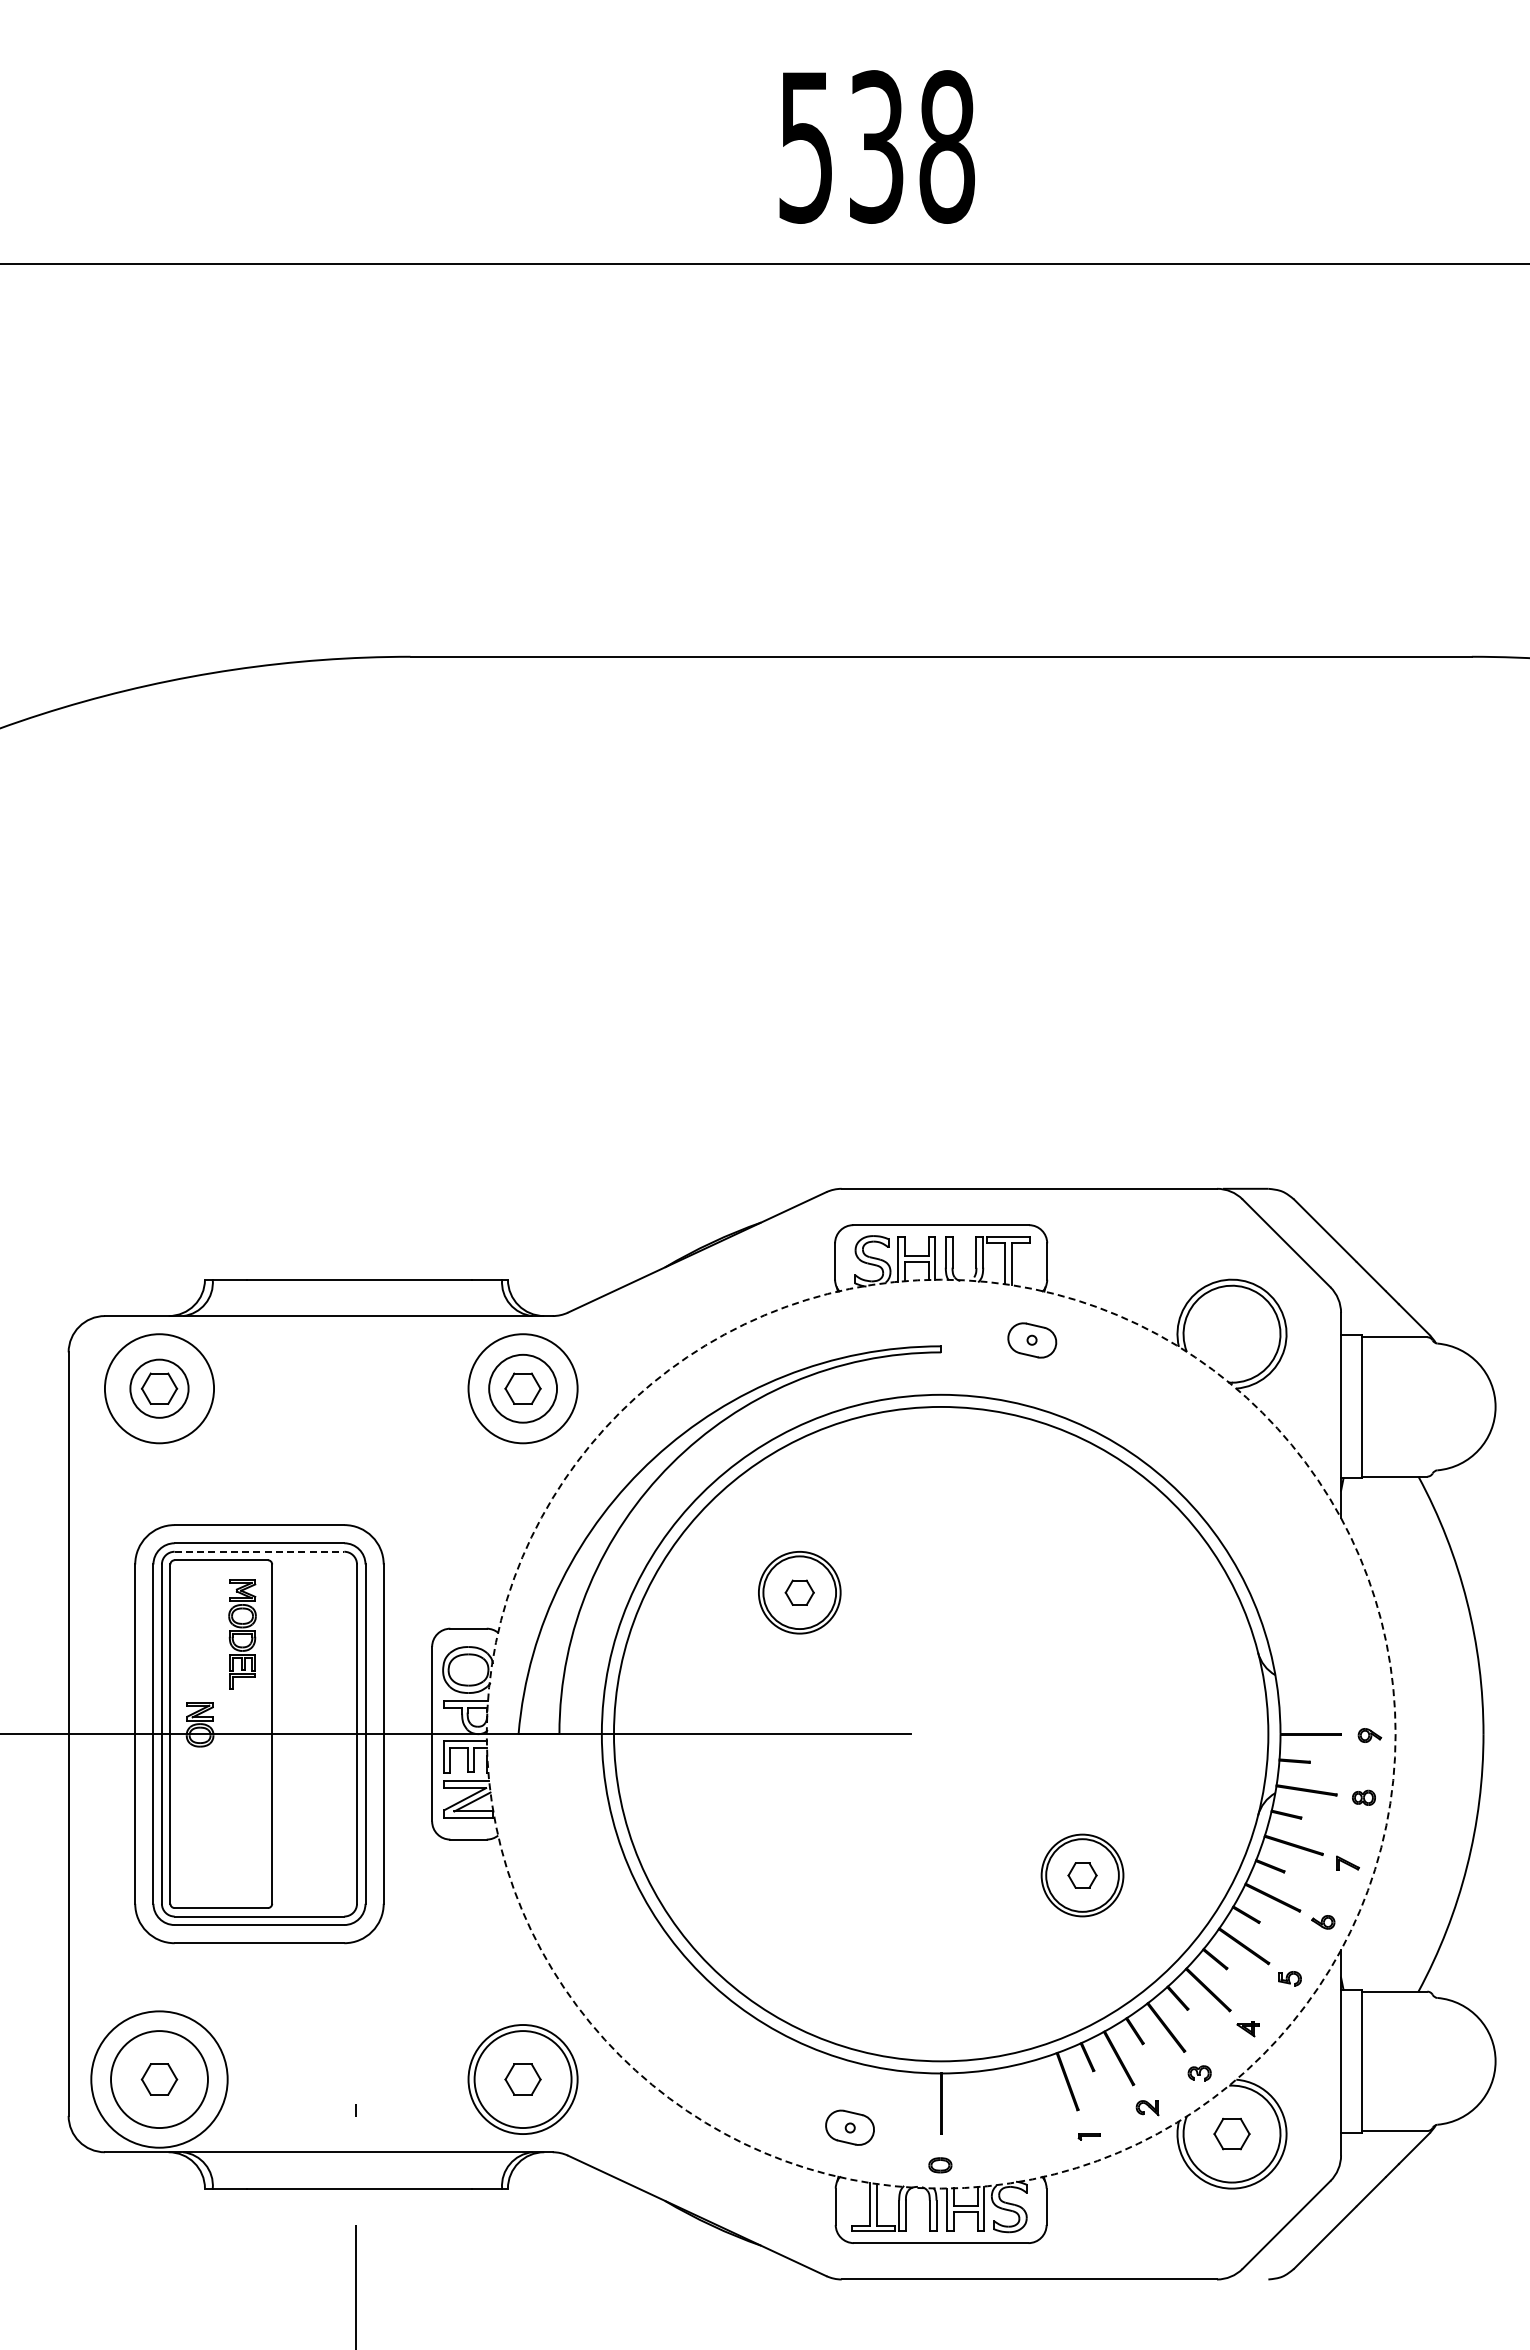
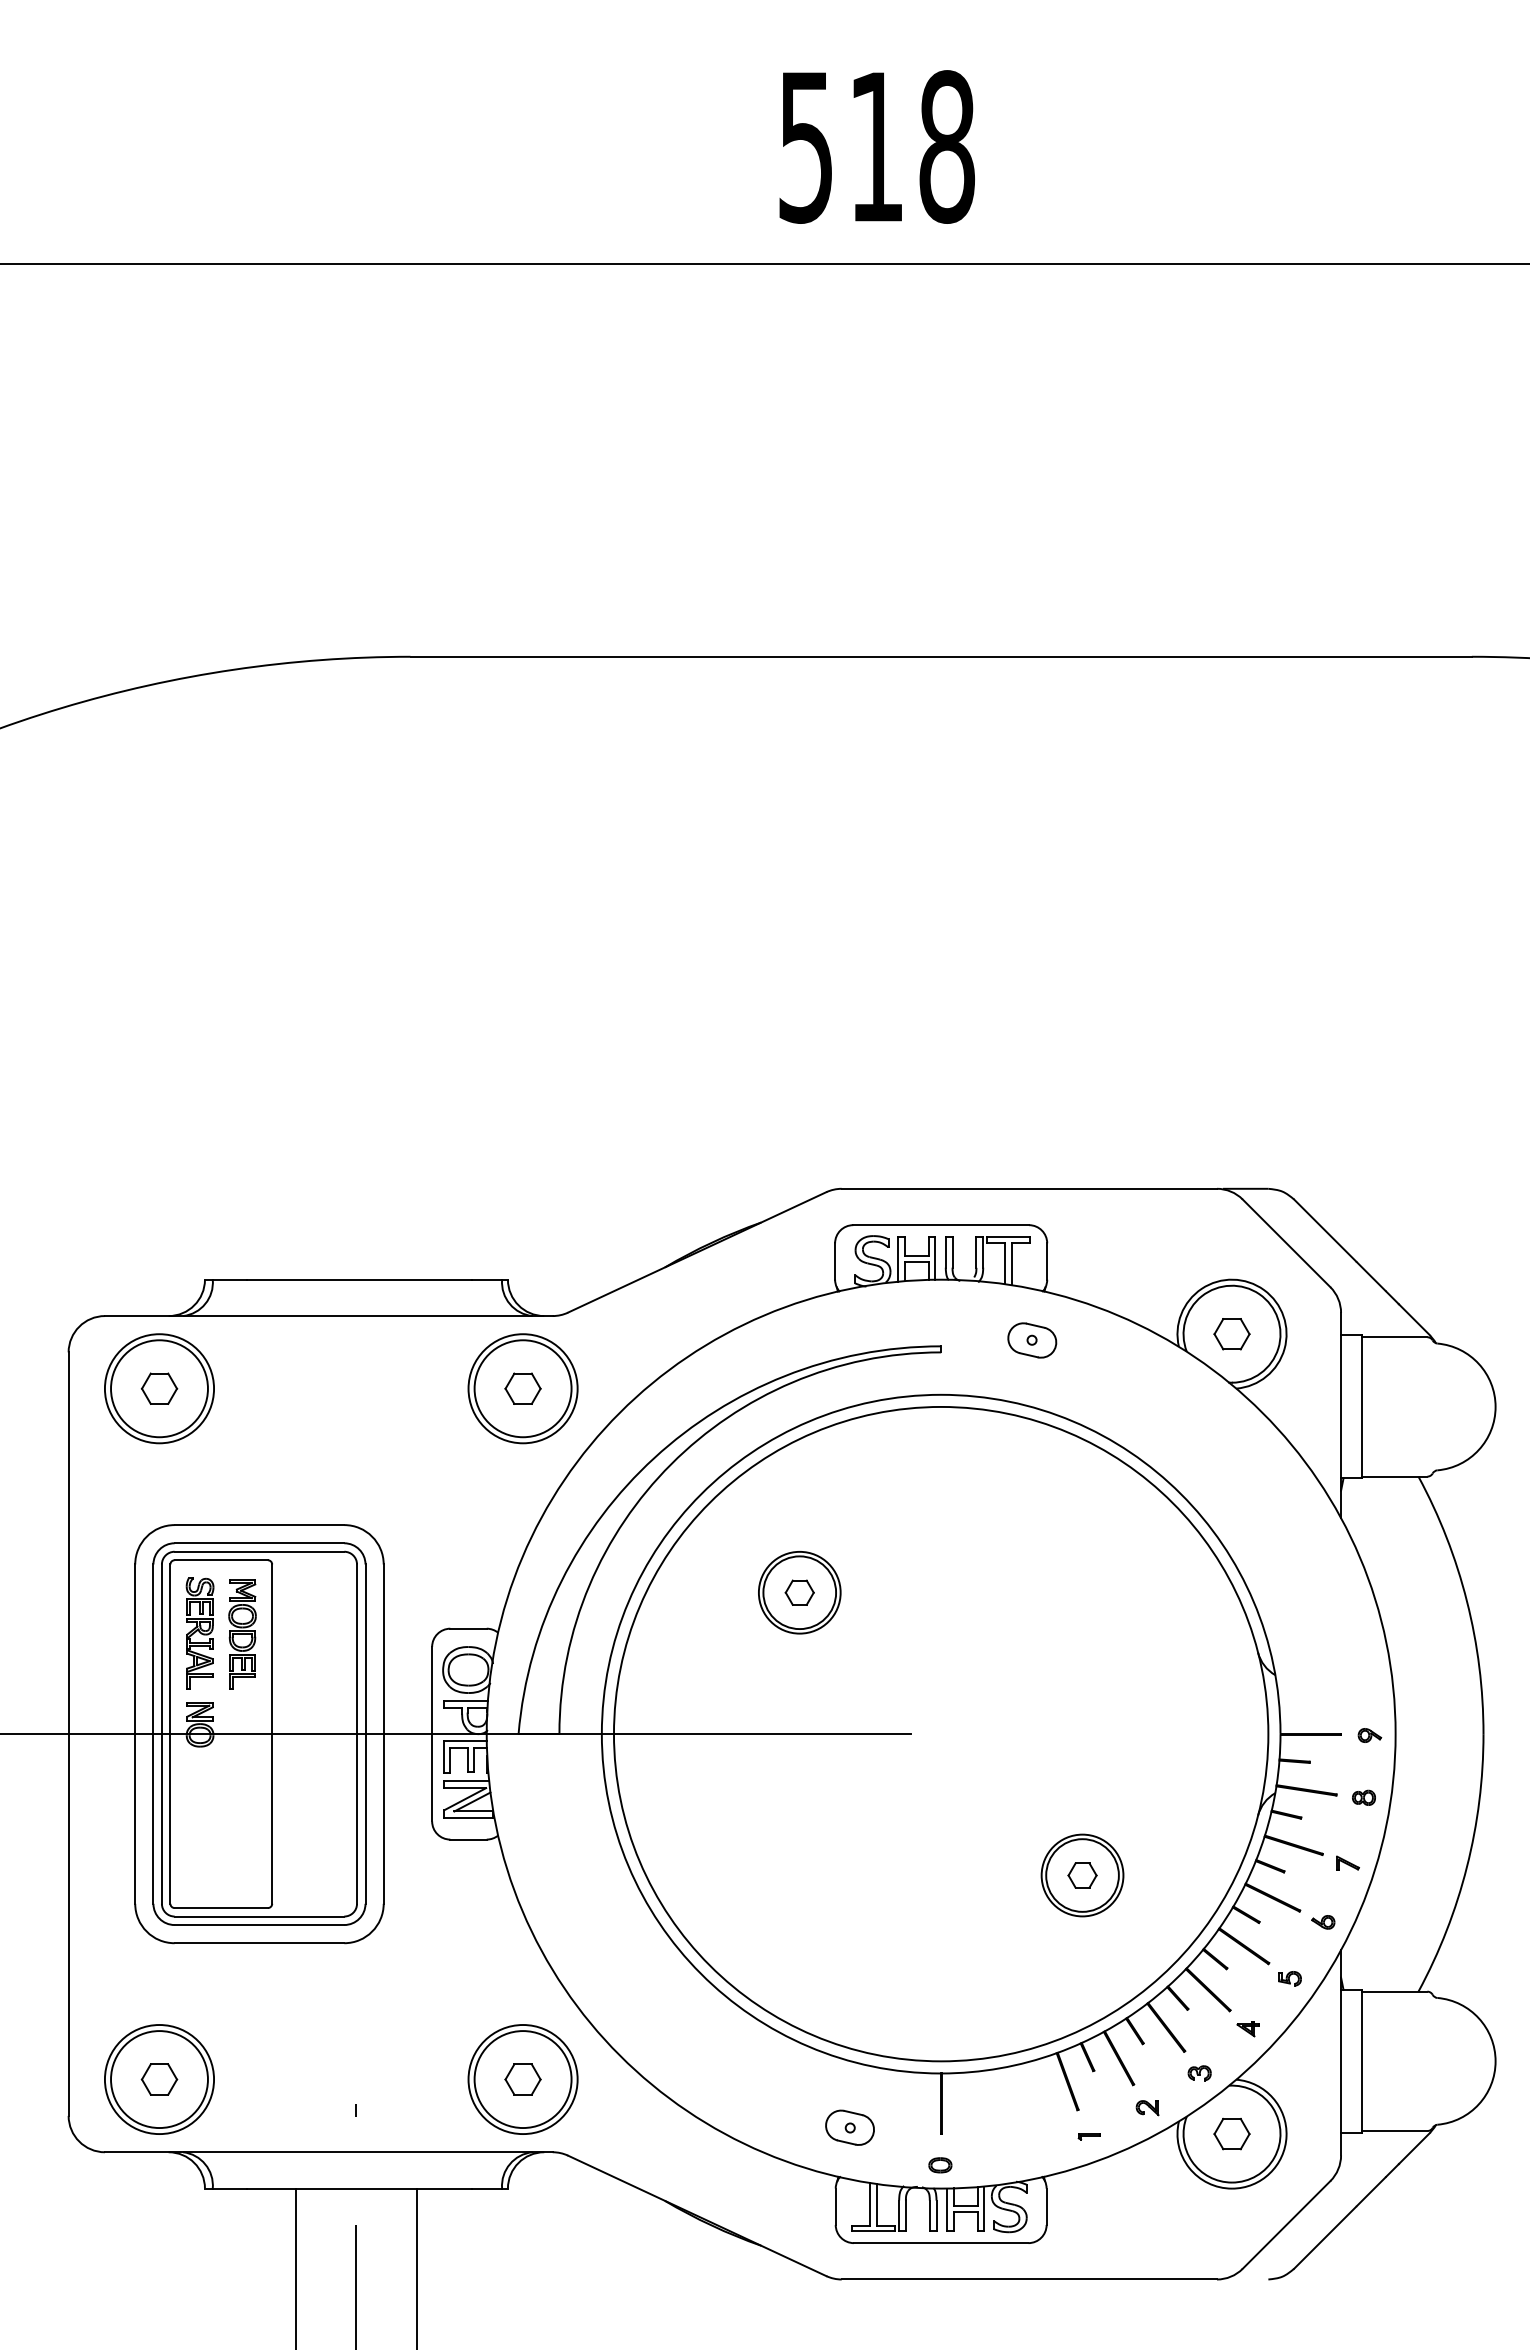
text: 538 -> 518 (876, 146)
part: none -> present (1231, 1334)
circle diameter: 58 px -> 97 px (159, 1388)
circle diameter: 68 px -> 97 px (522, 1388)
line: dashed -> solid (259, 1551)
part: none -> present (199, 1633)
circle: dashed -> solid (940, 1733)
circle diameter: 136 px -> 109 px (159, 2079)
line: none -> present (295, 2267)
line: none -> present (417, 2267)
